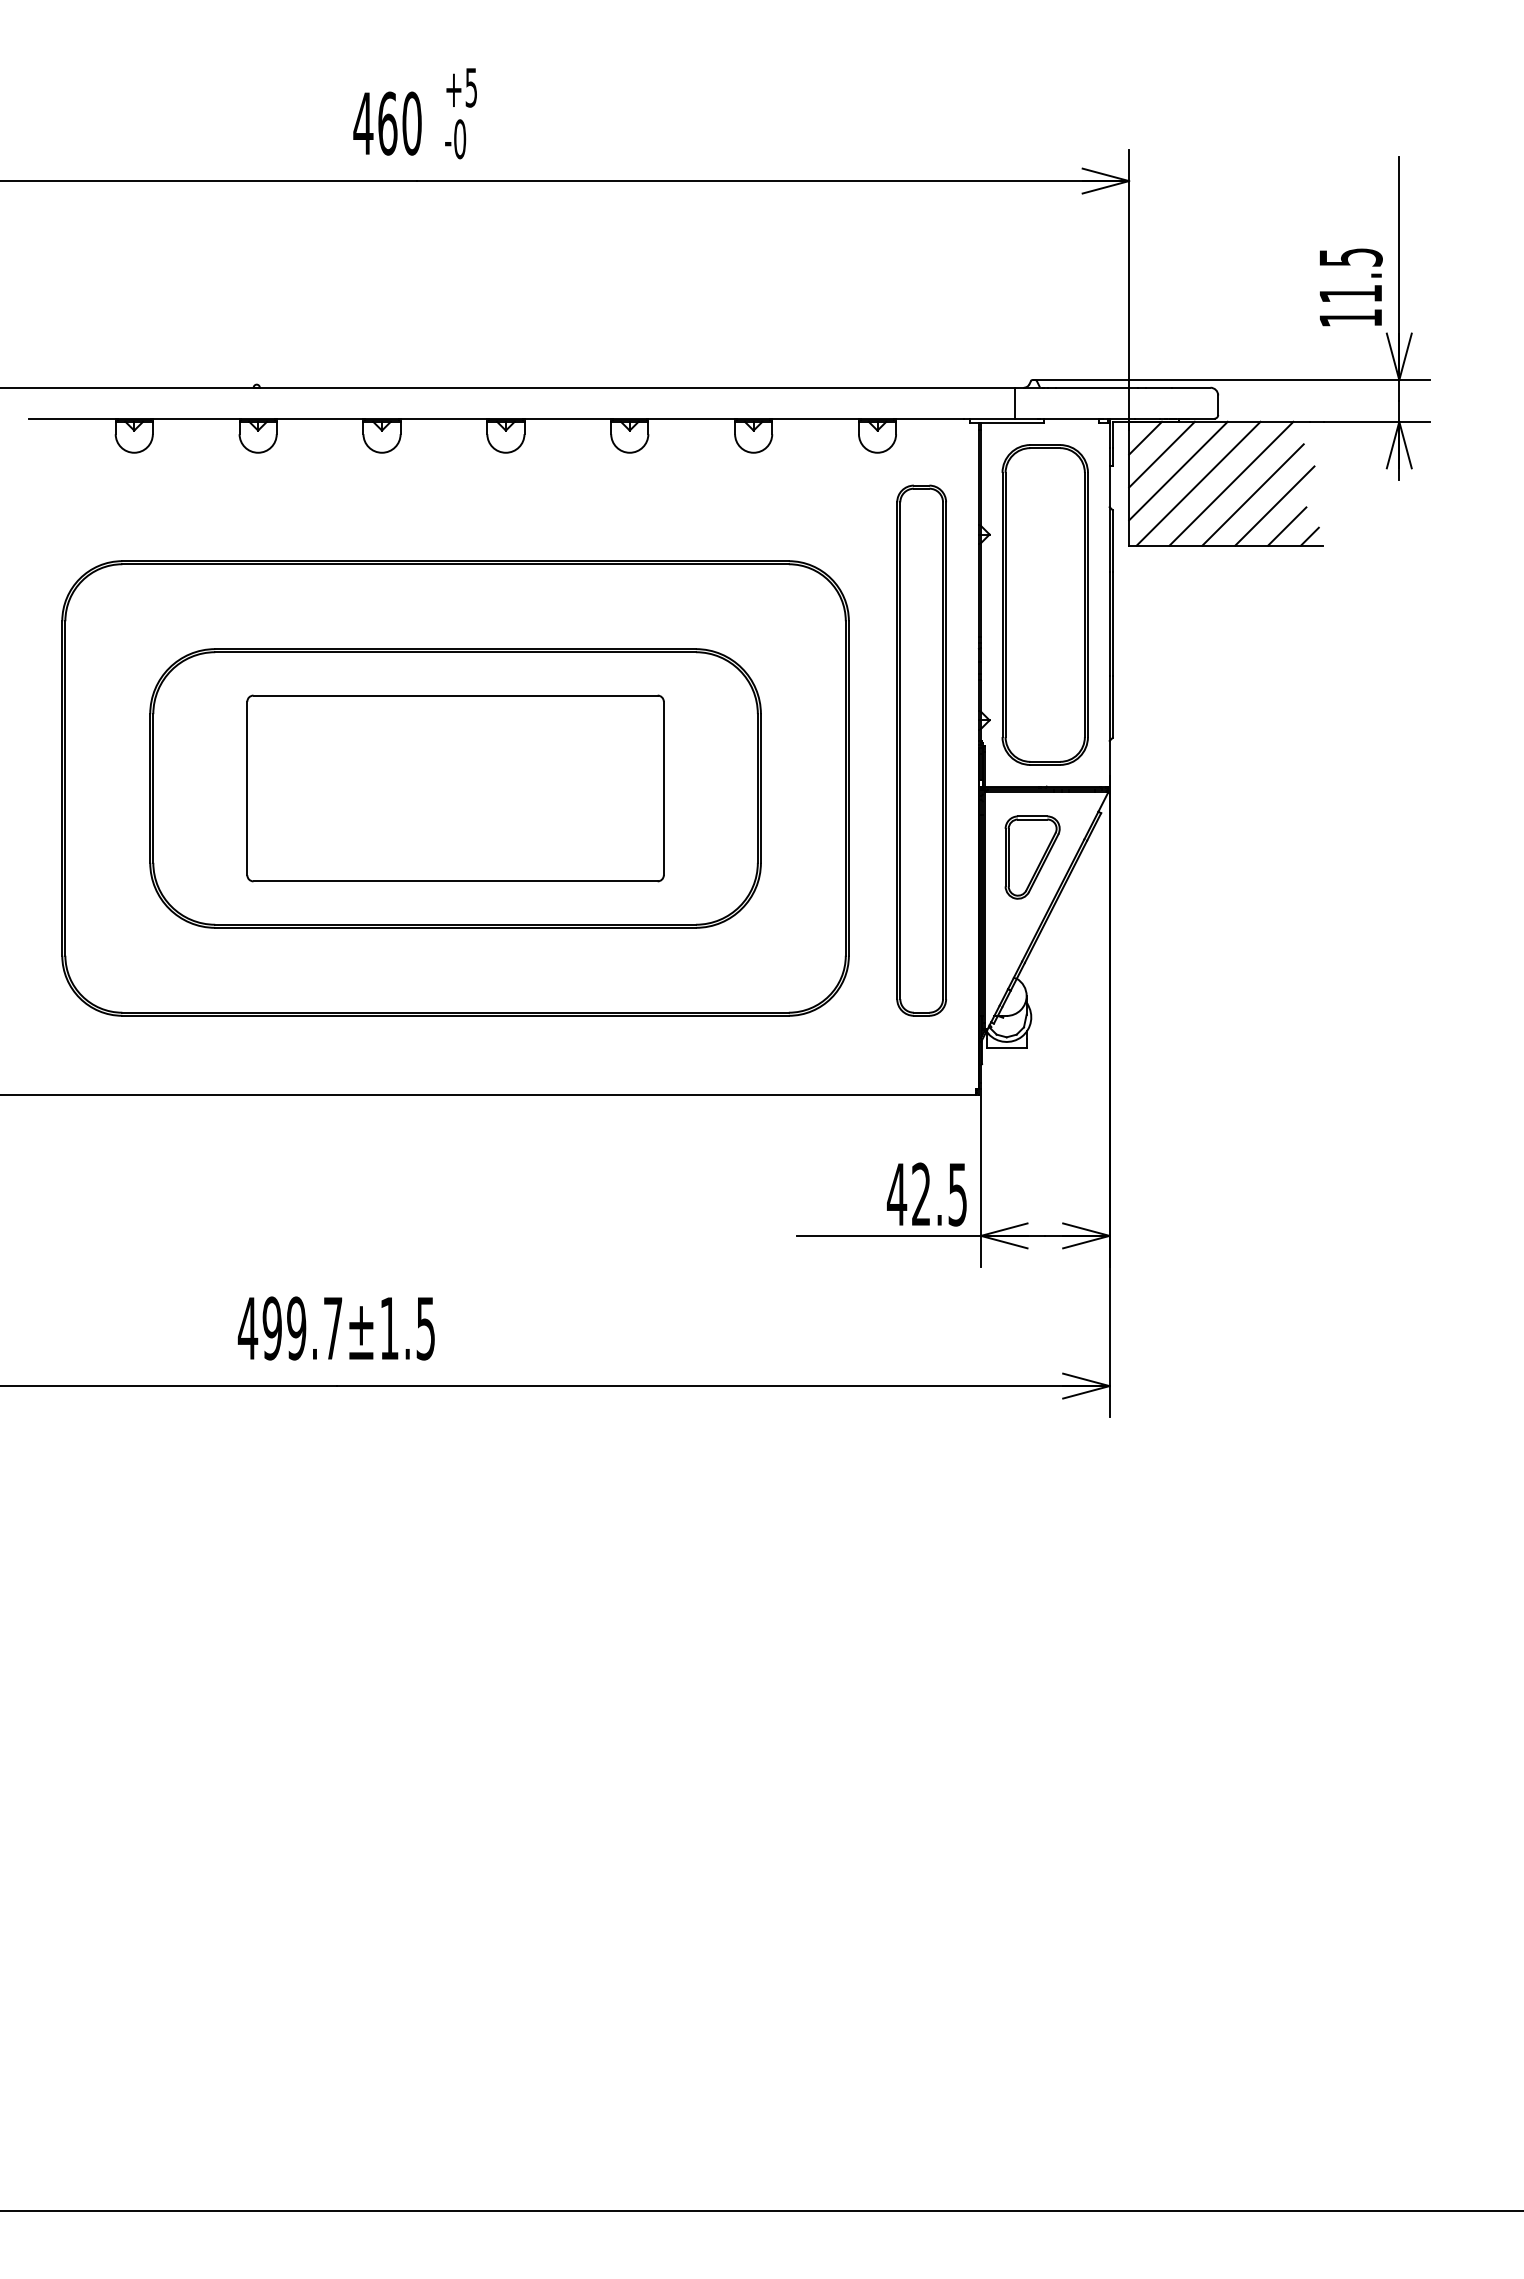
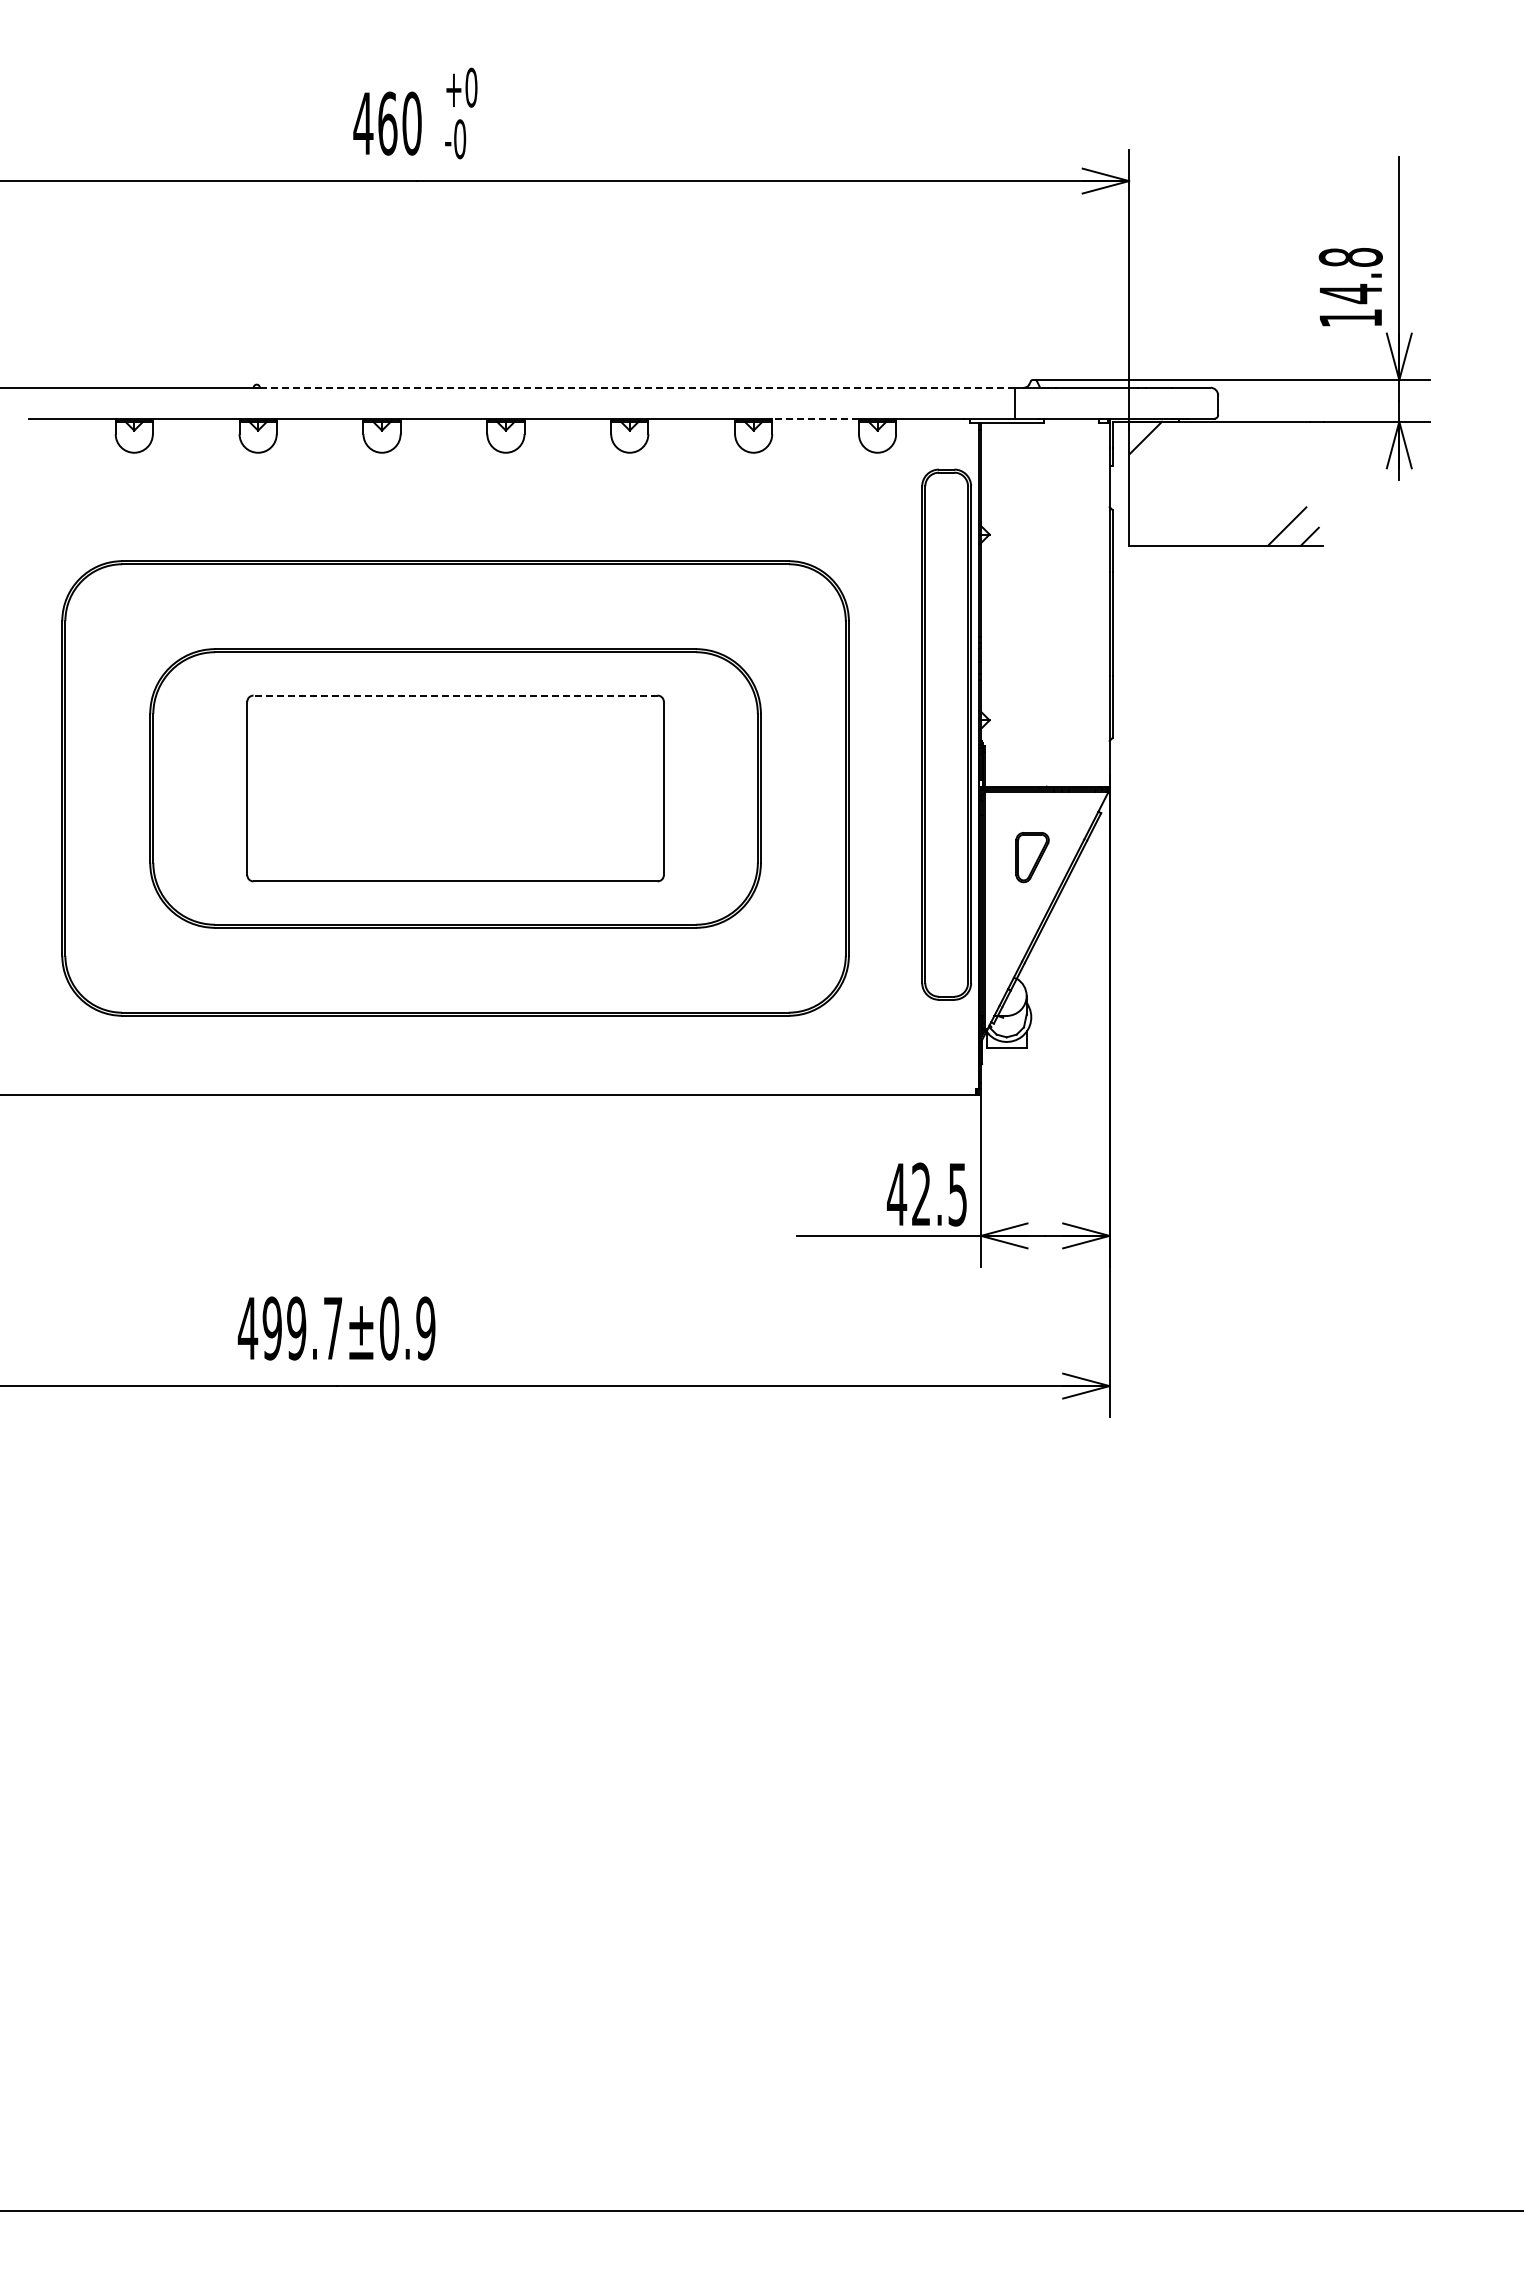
text: +5 -> +0 (471, 87)
text: 11.5 -> 14.8 (1350, 275)
line: solid -> dashed (637, 387)
line: solid -> dashed (815, 418)
line: present -> none (1161, 454)
line: present -> none (1178, 470)
line: present -> none (1198, 483)
line: present -> none (1231, 483)
line: present -> none (1252, 494)
line: present -> none (1274, 505)
part: present -> none (1044, 604)
line: solid -> dashed (455, 695)
part position: (921, 750) -> (946, 734) (946, 734)
part size: 57x85 px -> 35x52 px (1032, 857)
text: 499.7±1.5 -> 499.7±0.9 (407, 1328)
